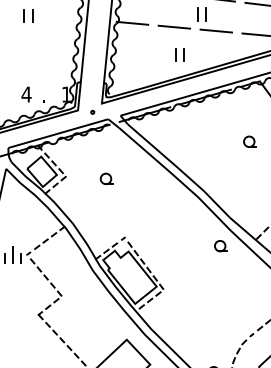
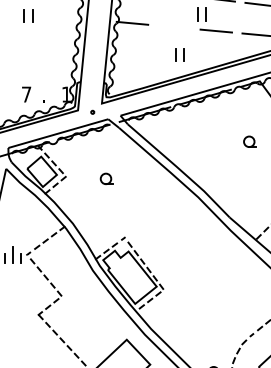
line: present -> none (174, 26)
text: 4 -> 7 (26, 94)
part: present -> none (220, 246)
